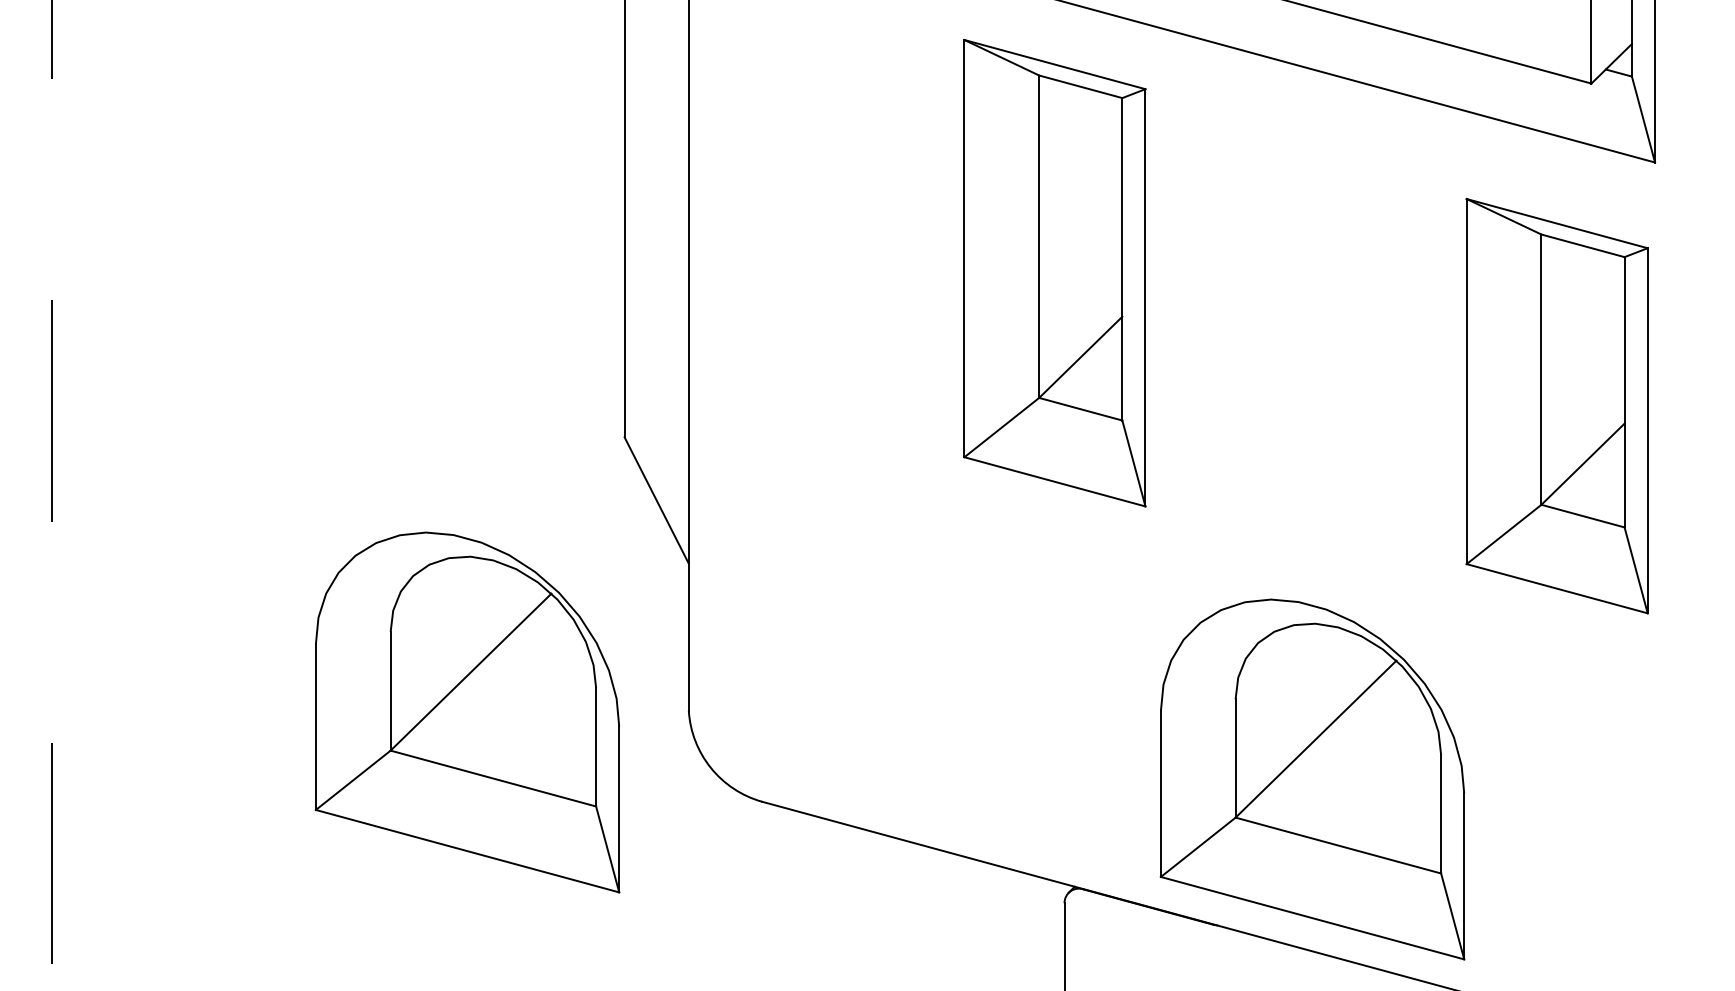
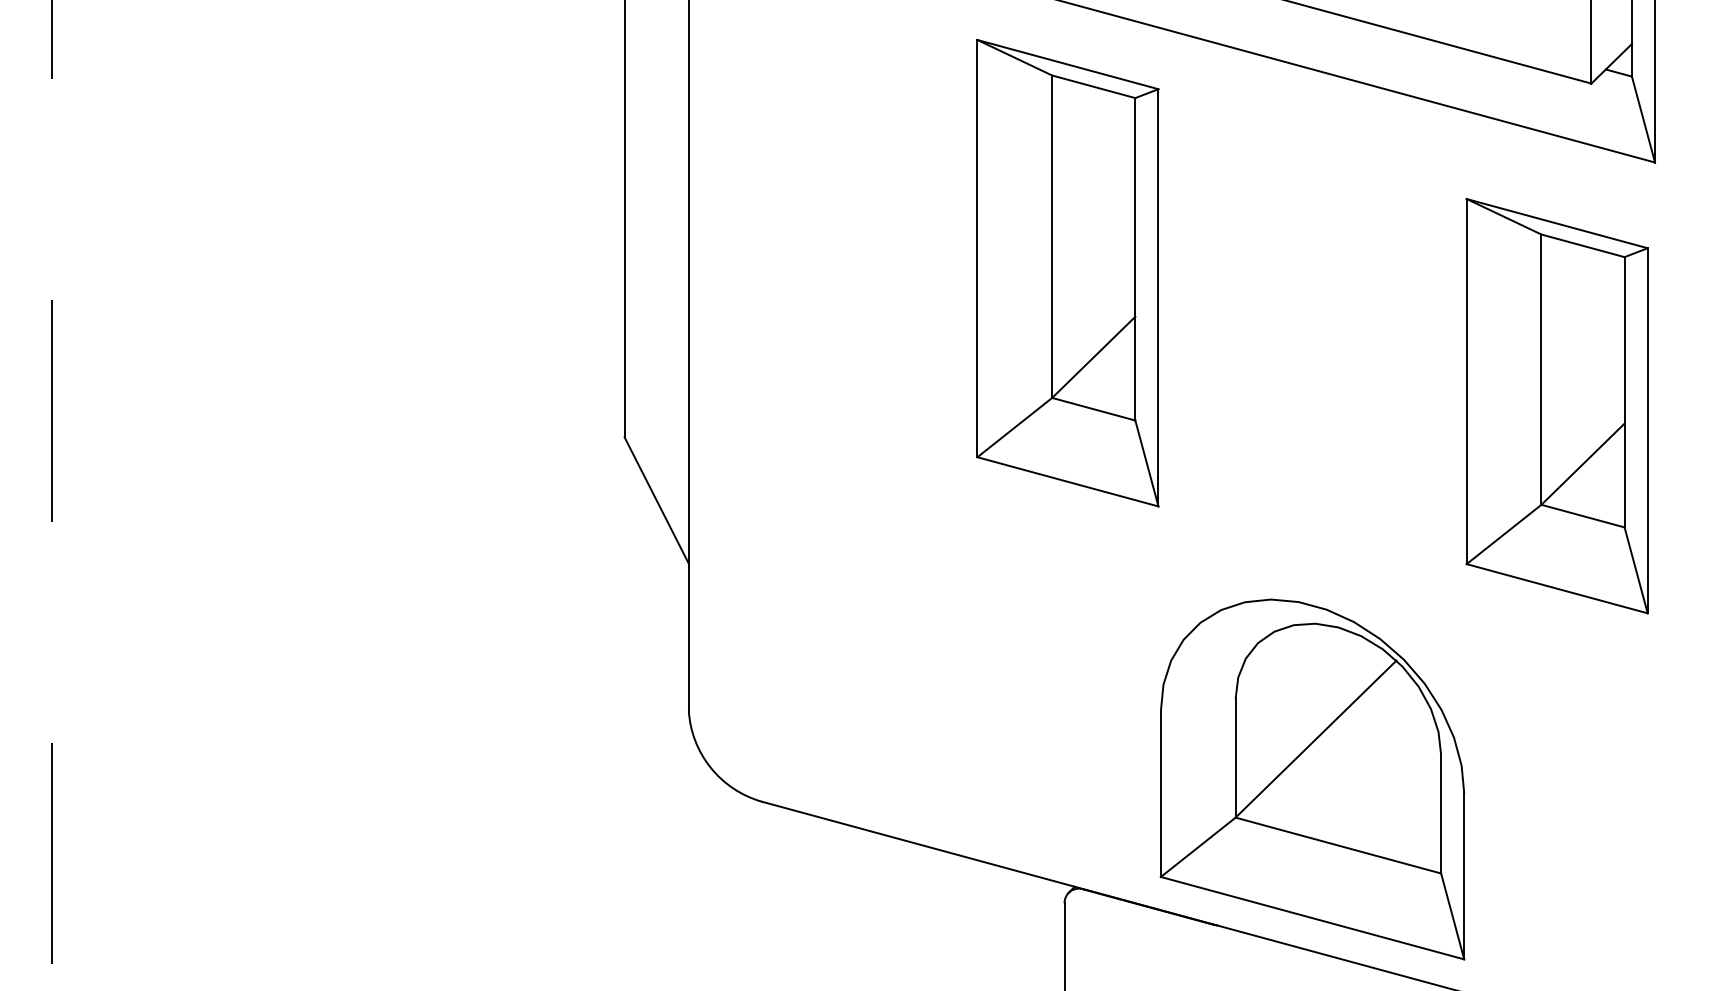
part position: (1054, 272) -> (1067, 272) (1067, 272)
part: present -> none (467, 712)
